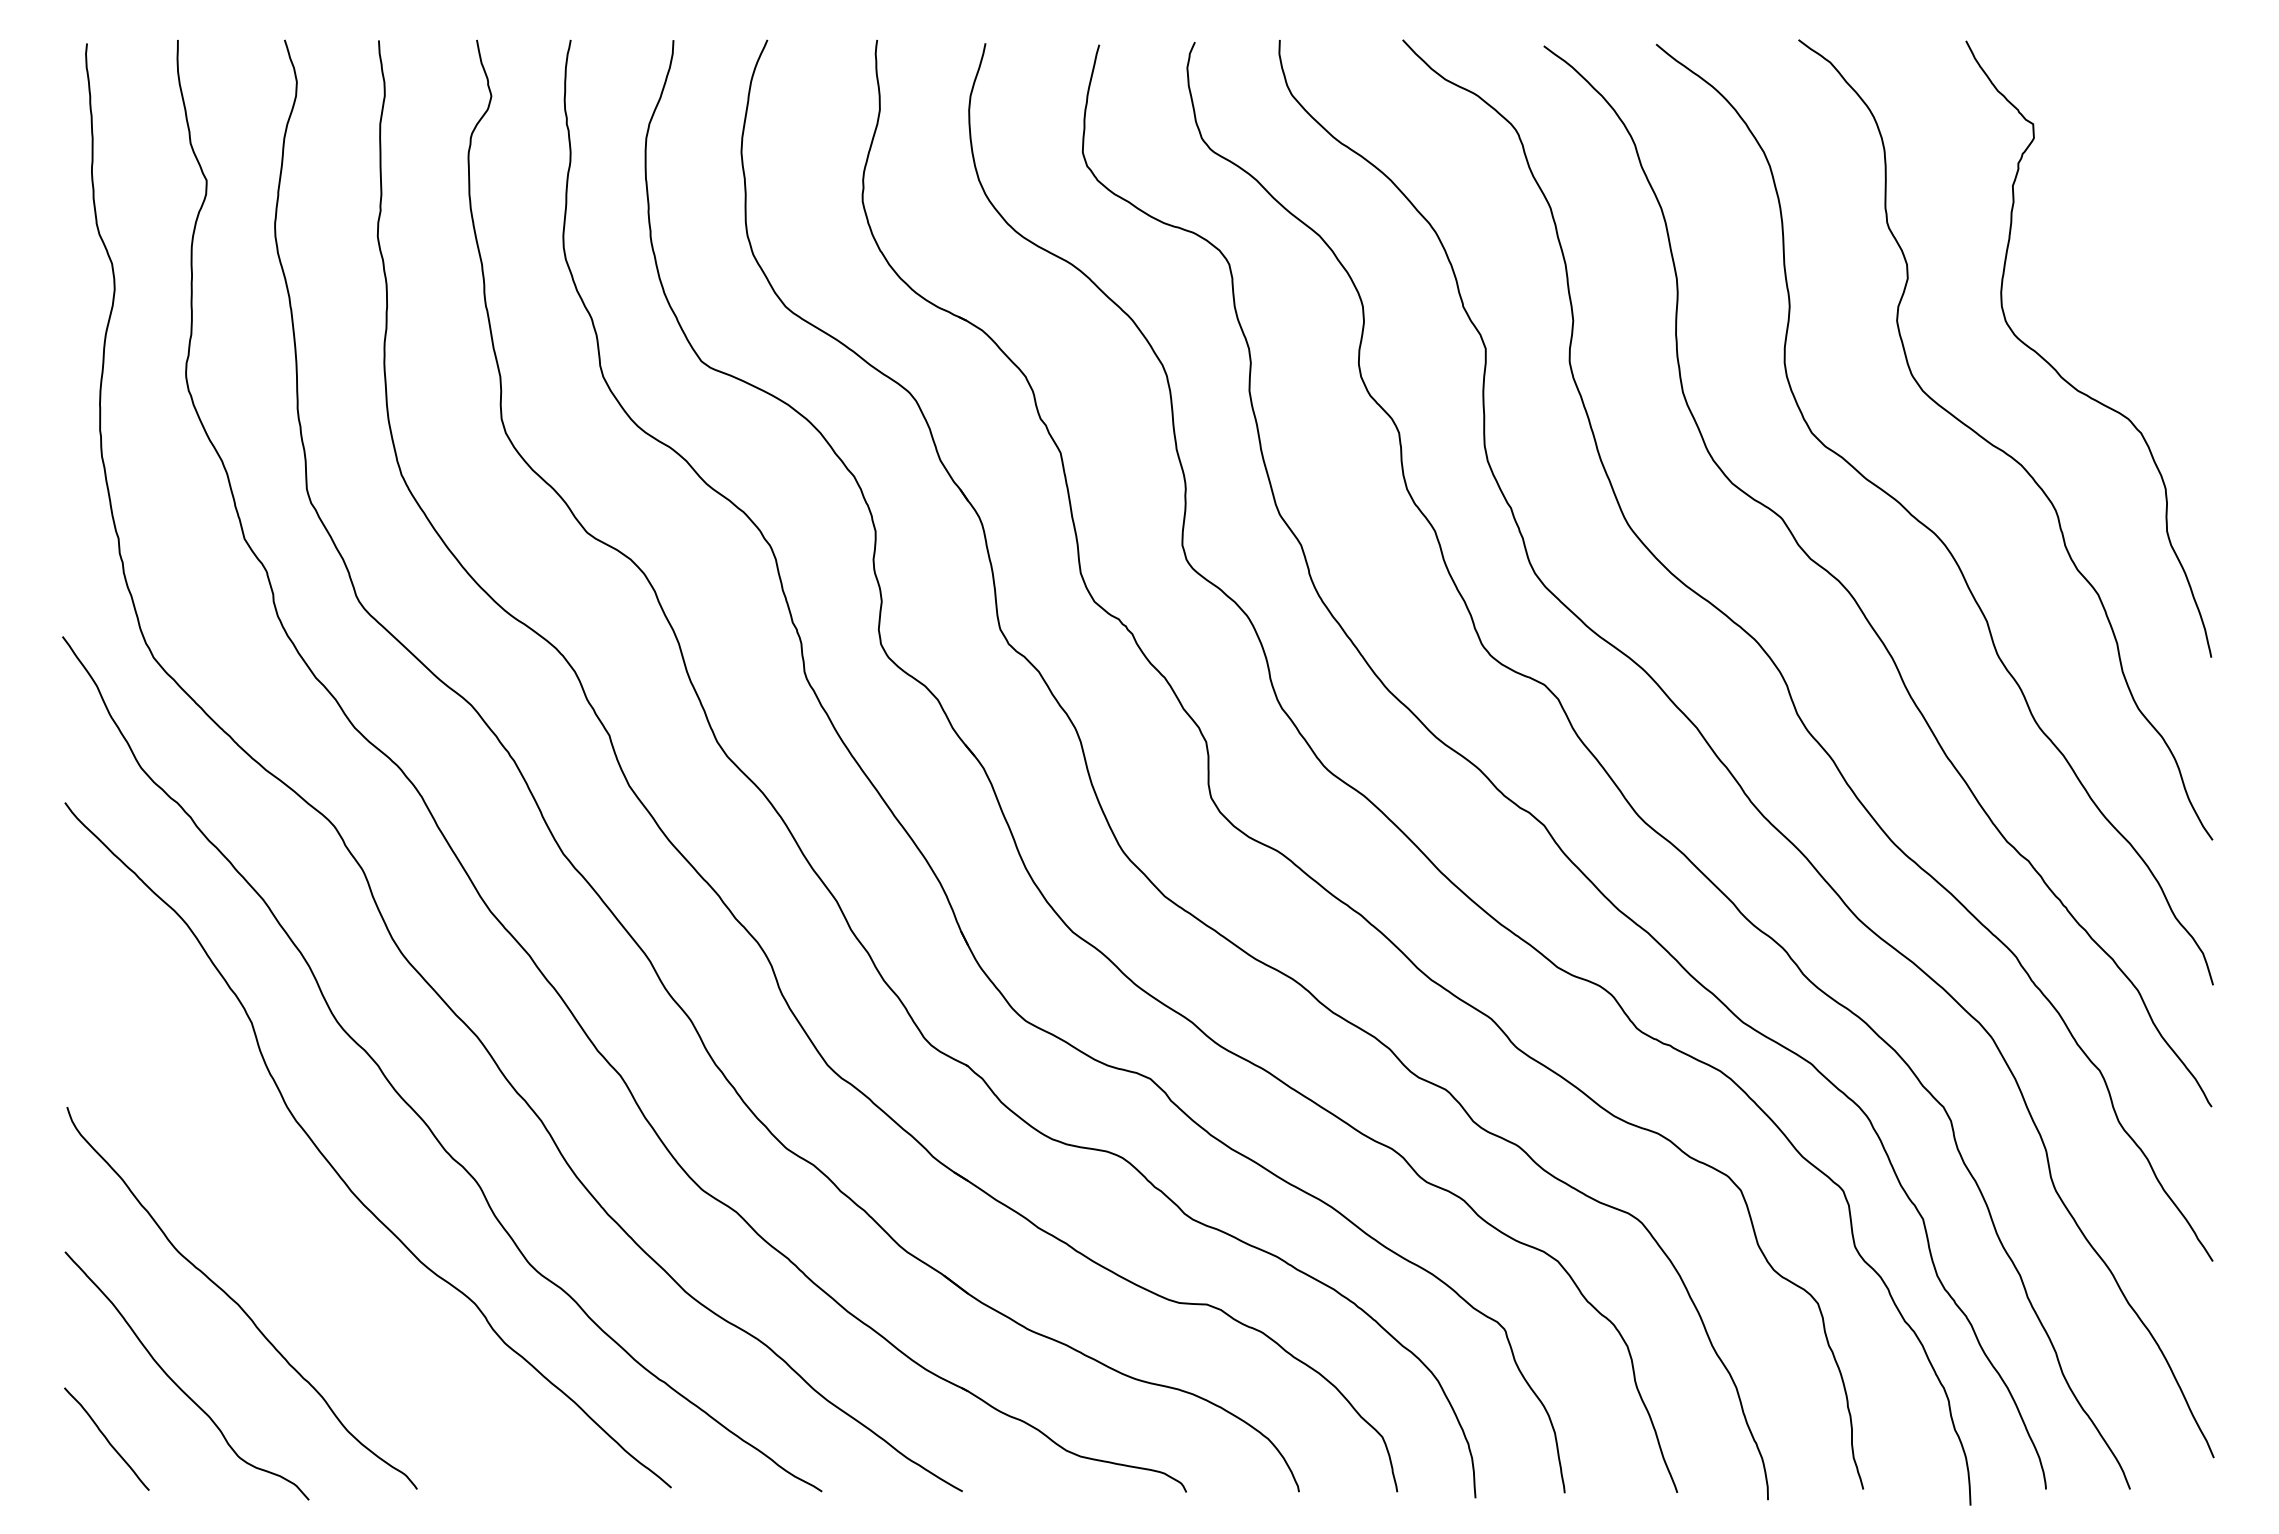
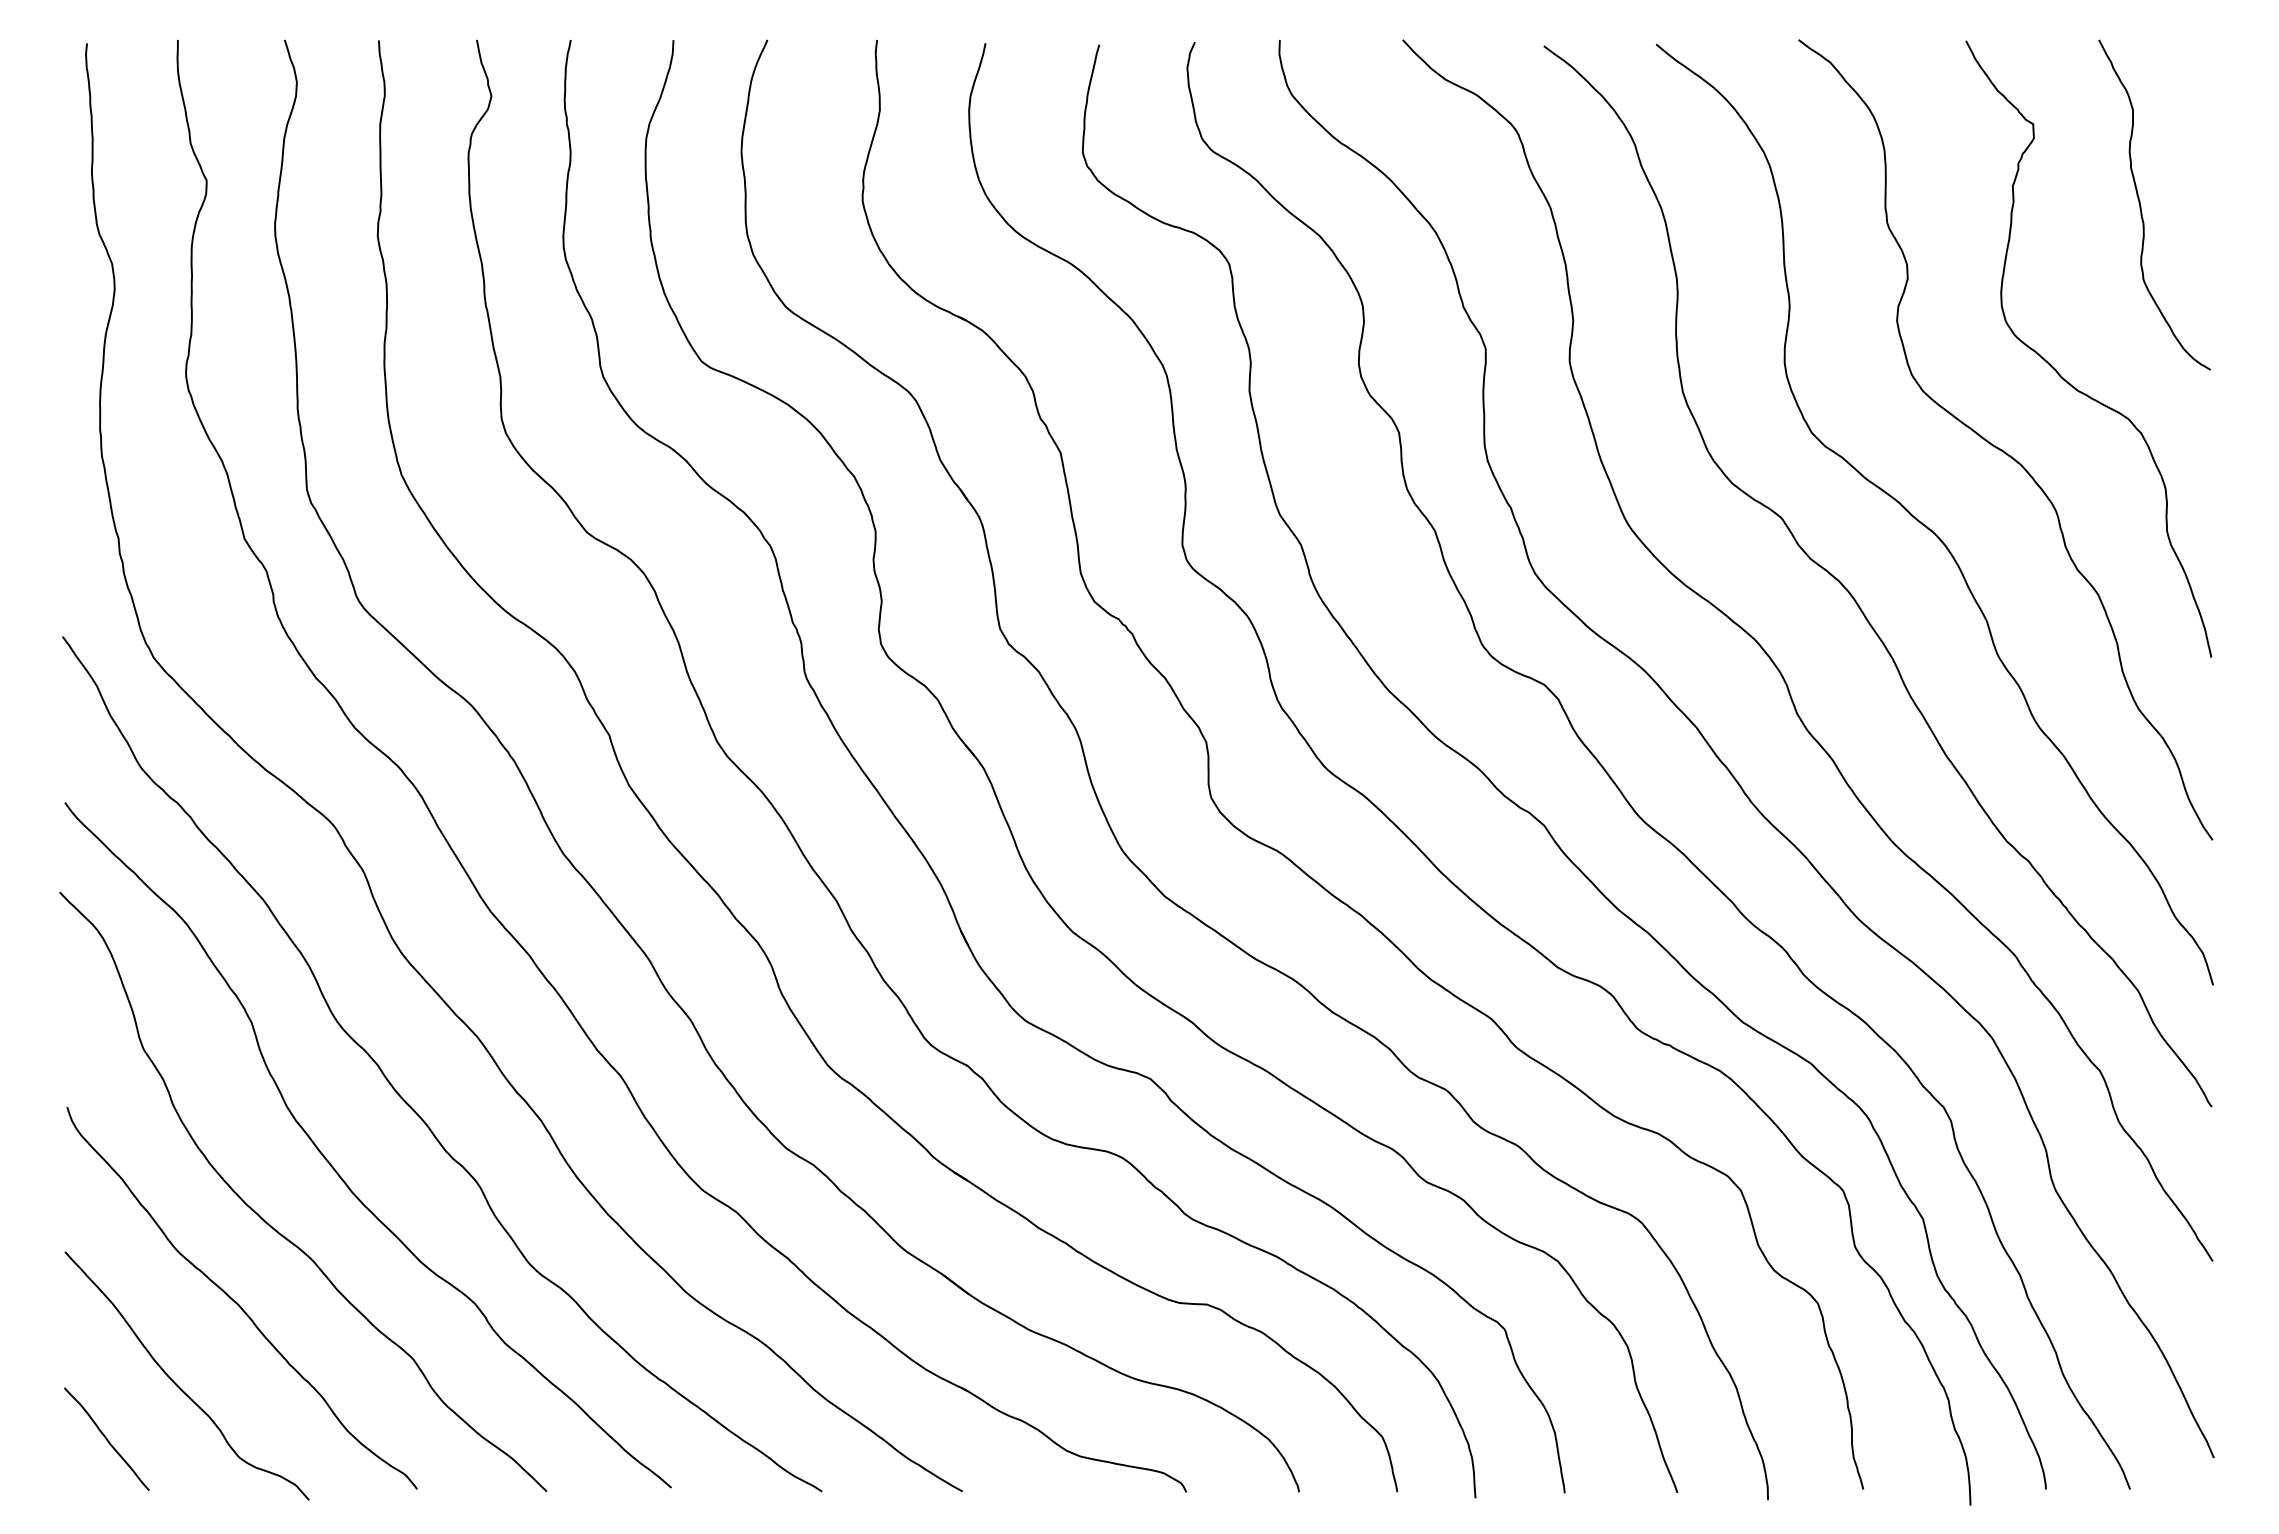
curve: none -> present (2141, 205)
curve: none -> present (276, 1229)
